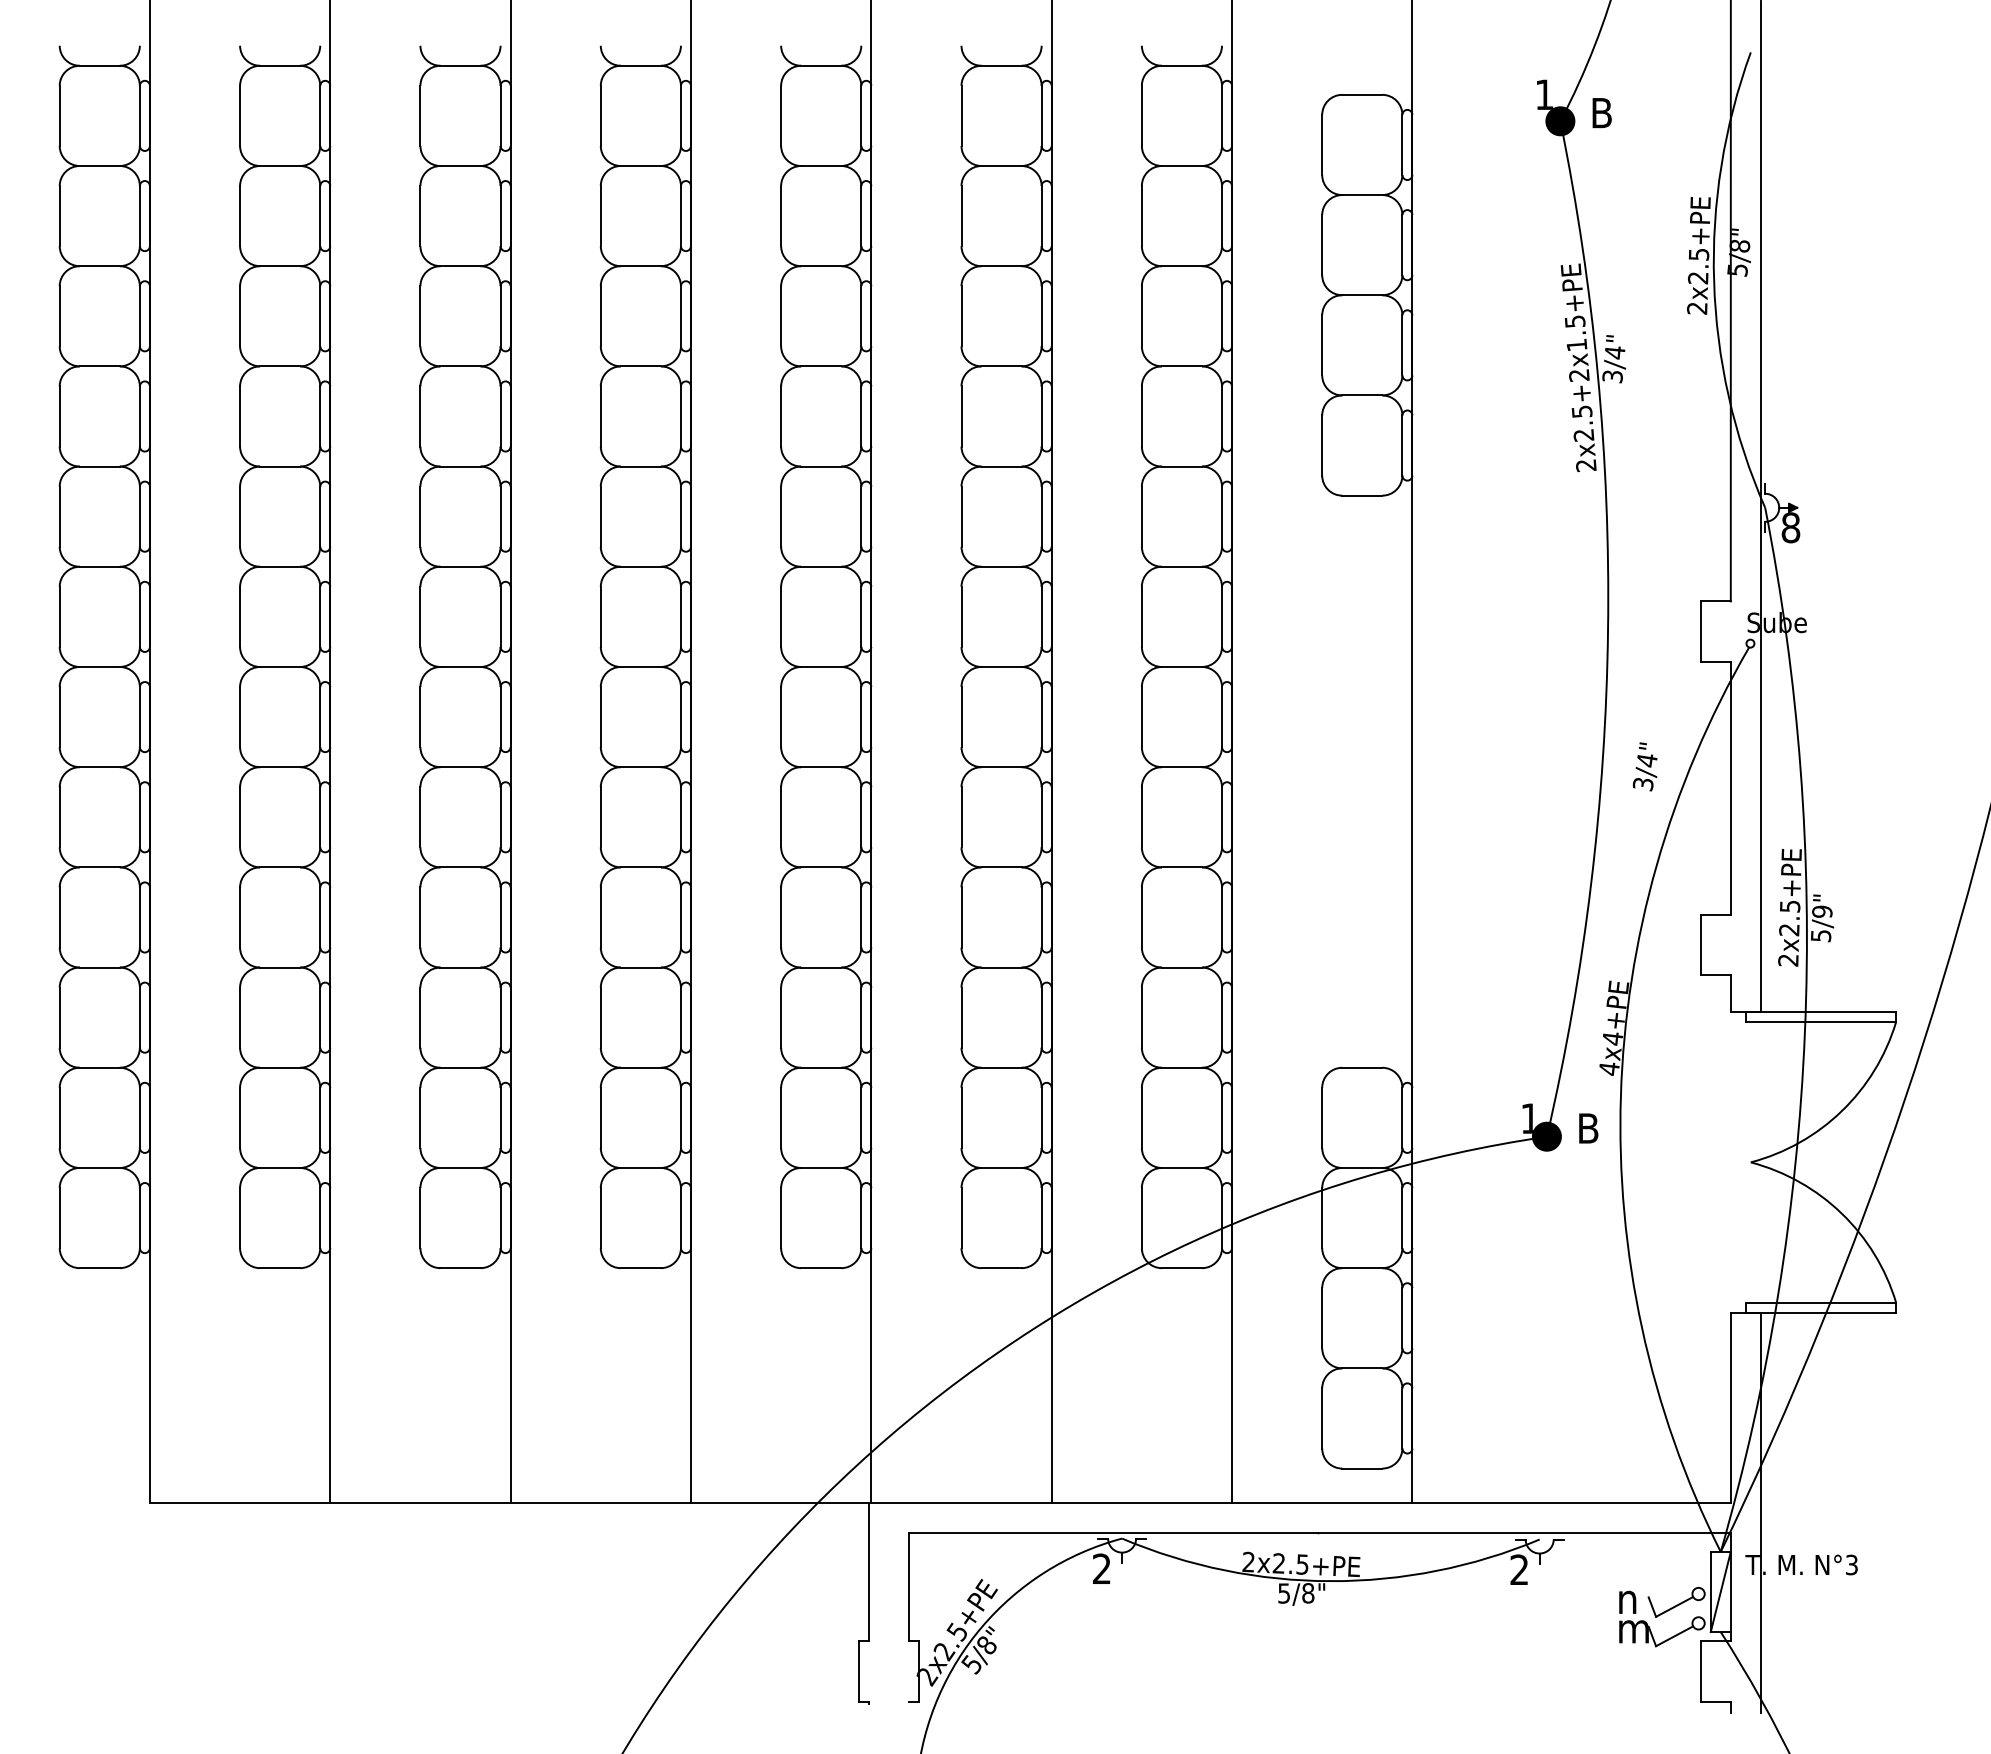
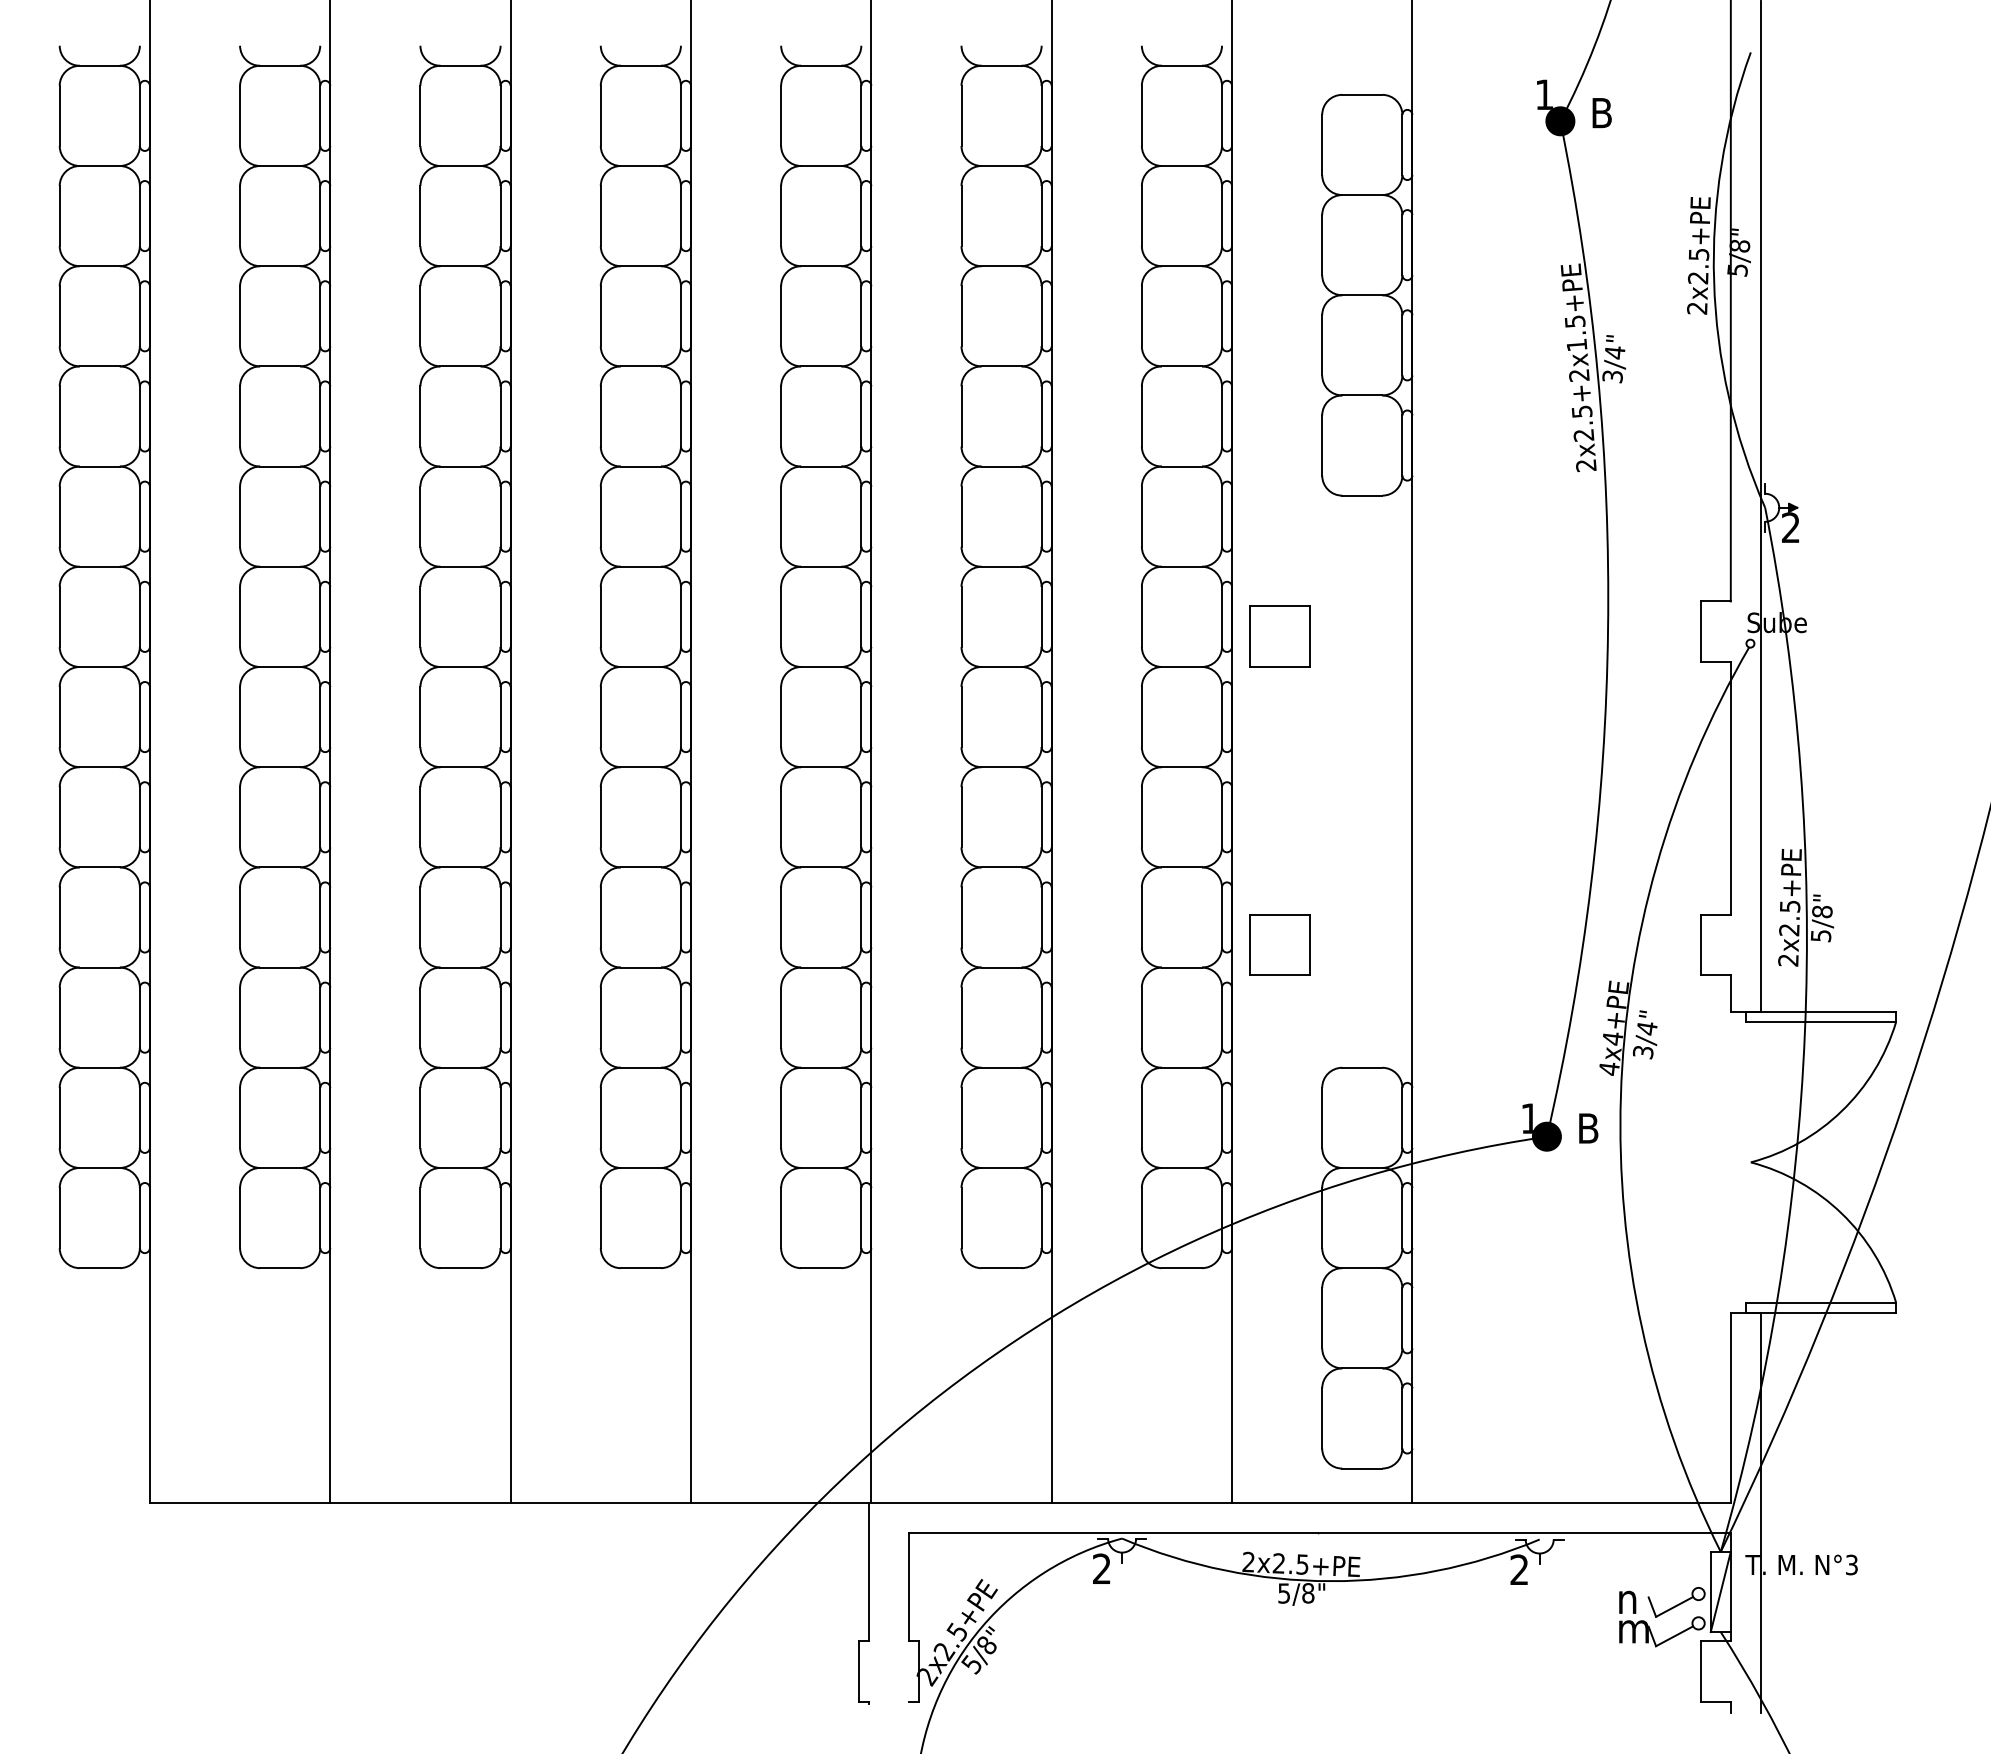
text: 8 -> 2 (1790, 527)
part: none -> present (1279, 636)
text position: (1645, 766) -> (1645, 1034) (1645, 1034)
text: 5/9" -> 5/8" (1822, 911)
part: none -> present (1279, 944)
